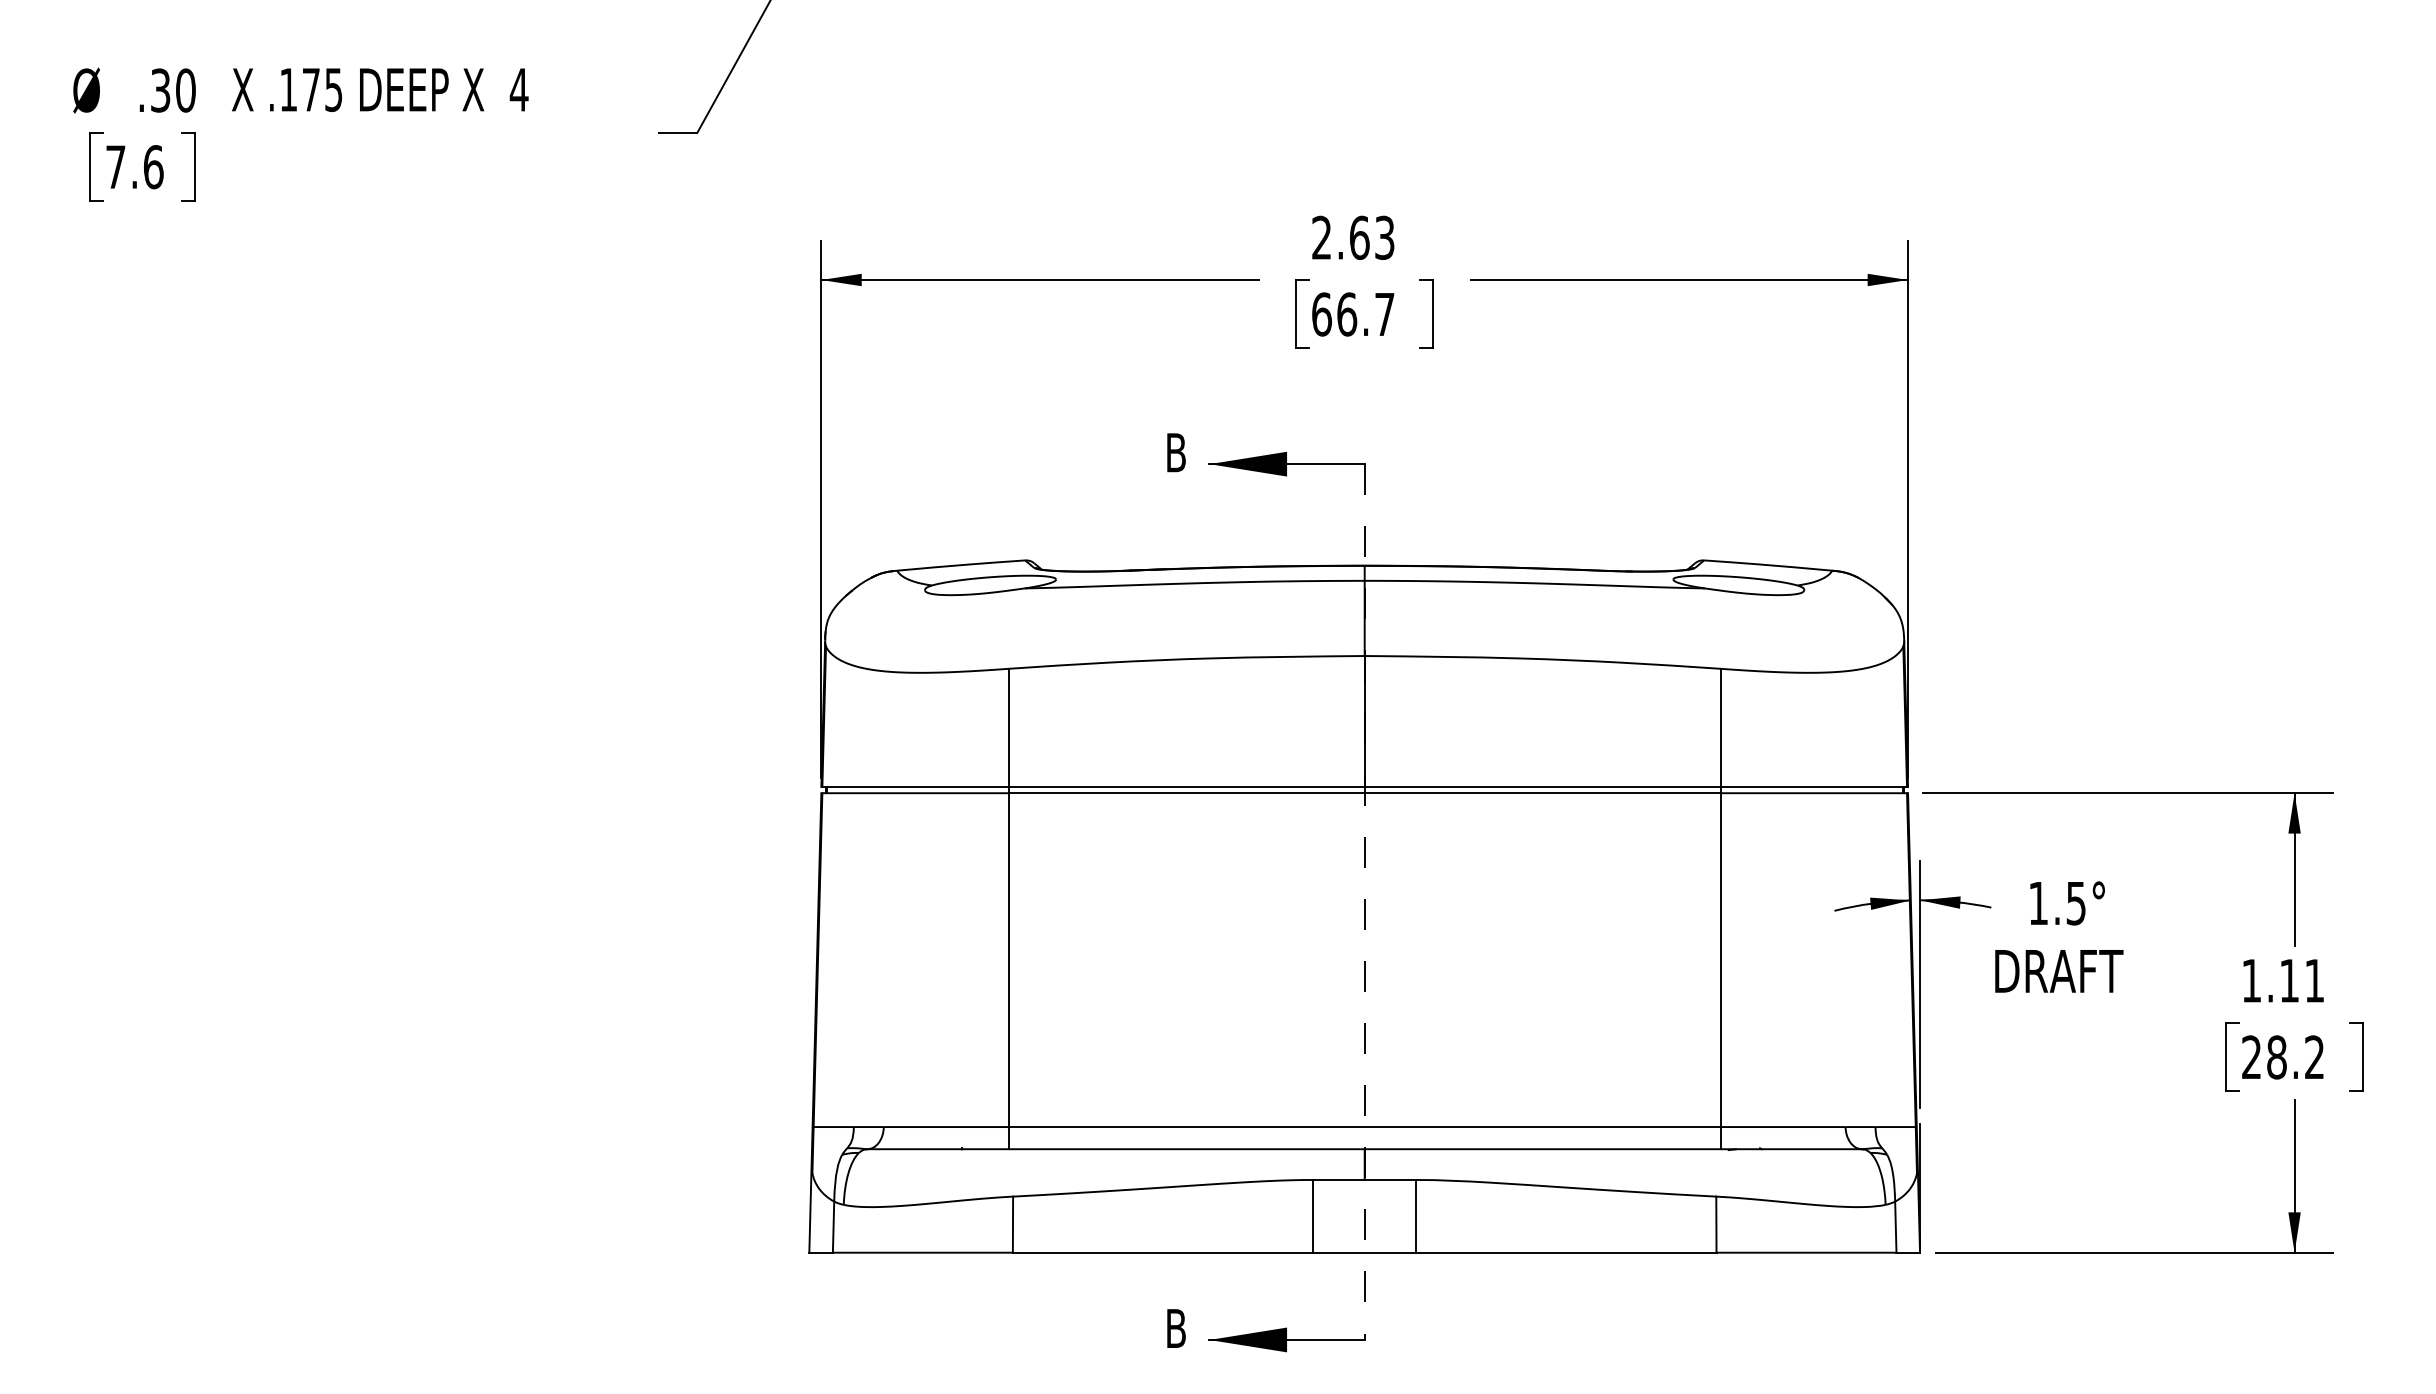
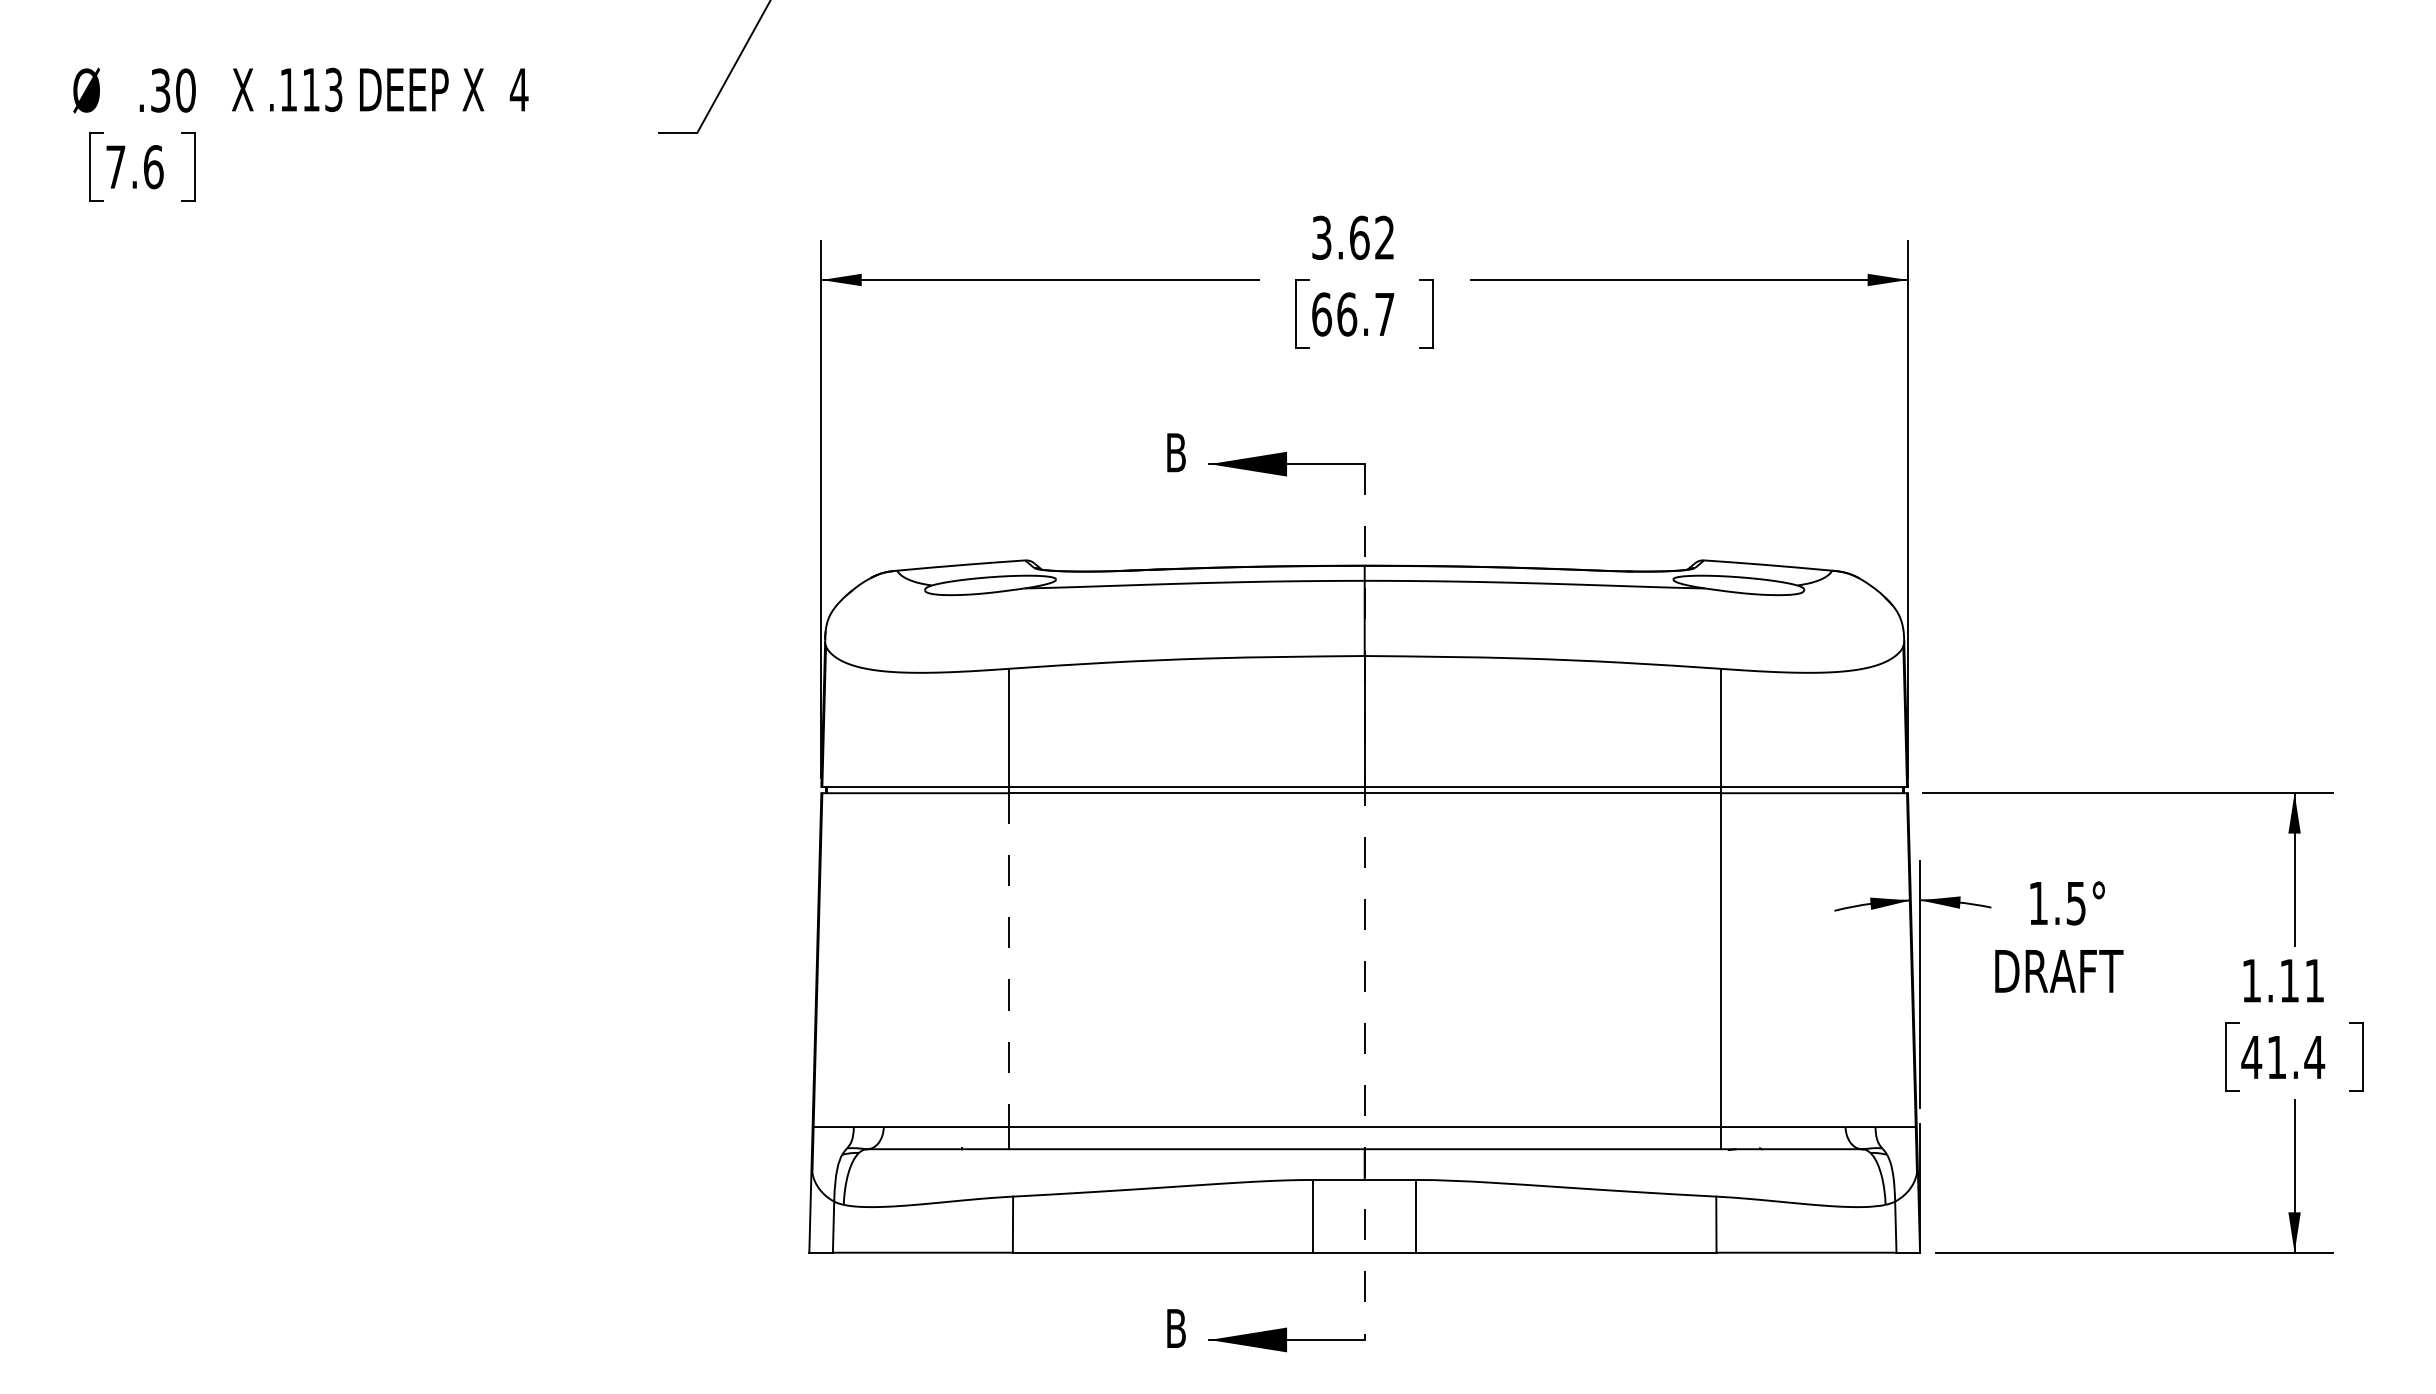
text: .175 -> .113 (322, 89)
text: 2.63 -> 3.62 (1353, 237)
line: solid -> dashed (1008, 960)
text: 28.2 -> 41.4 (2283, 1057)
